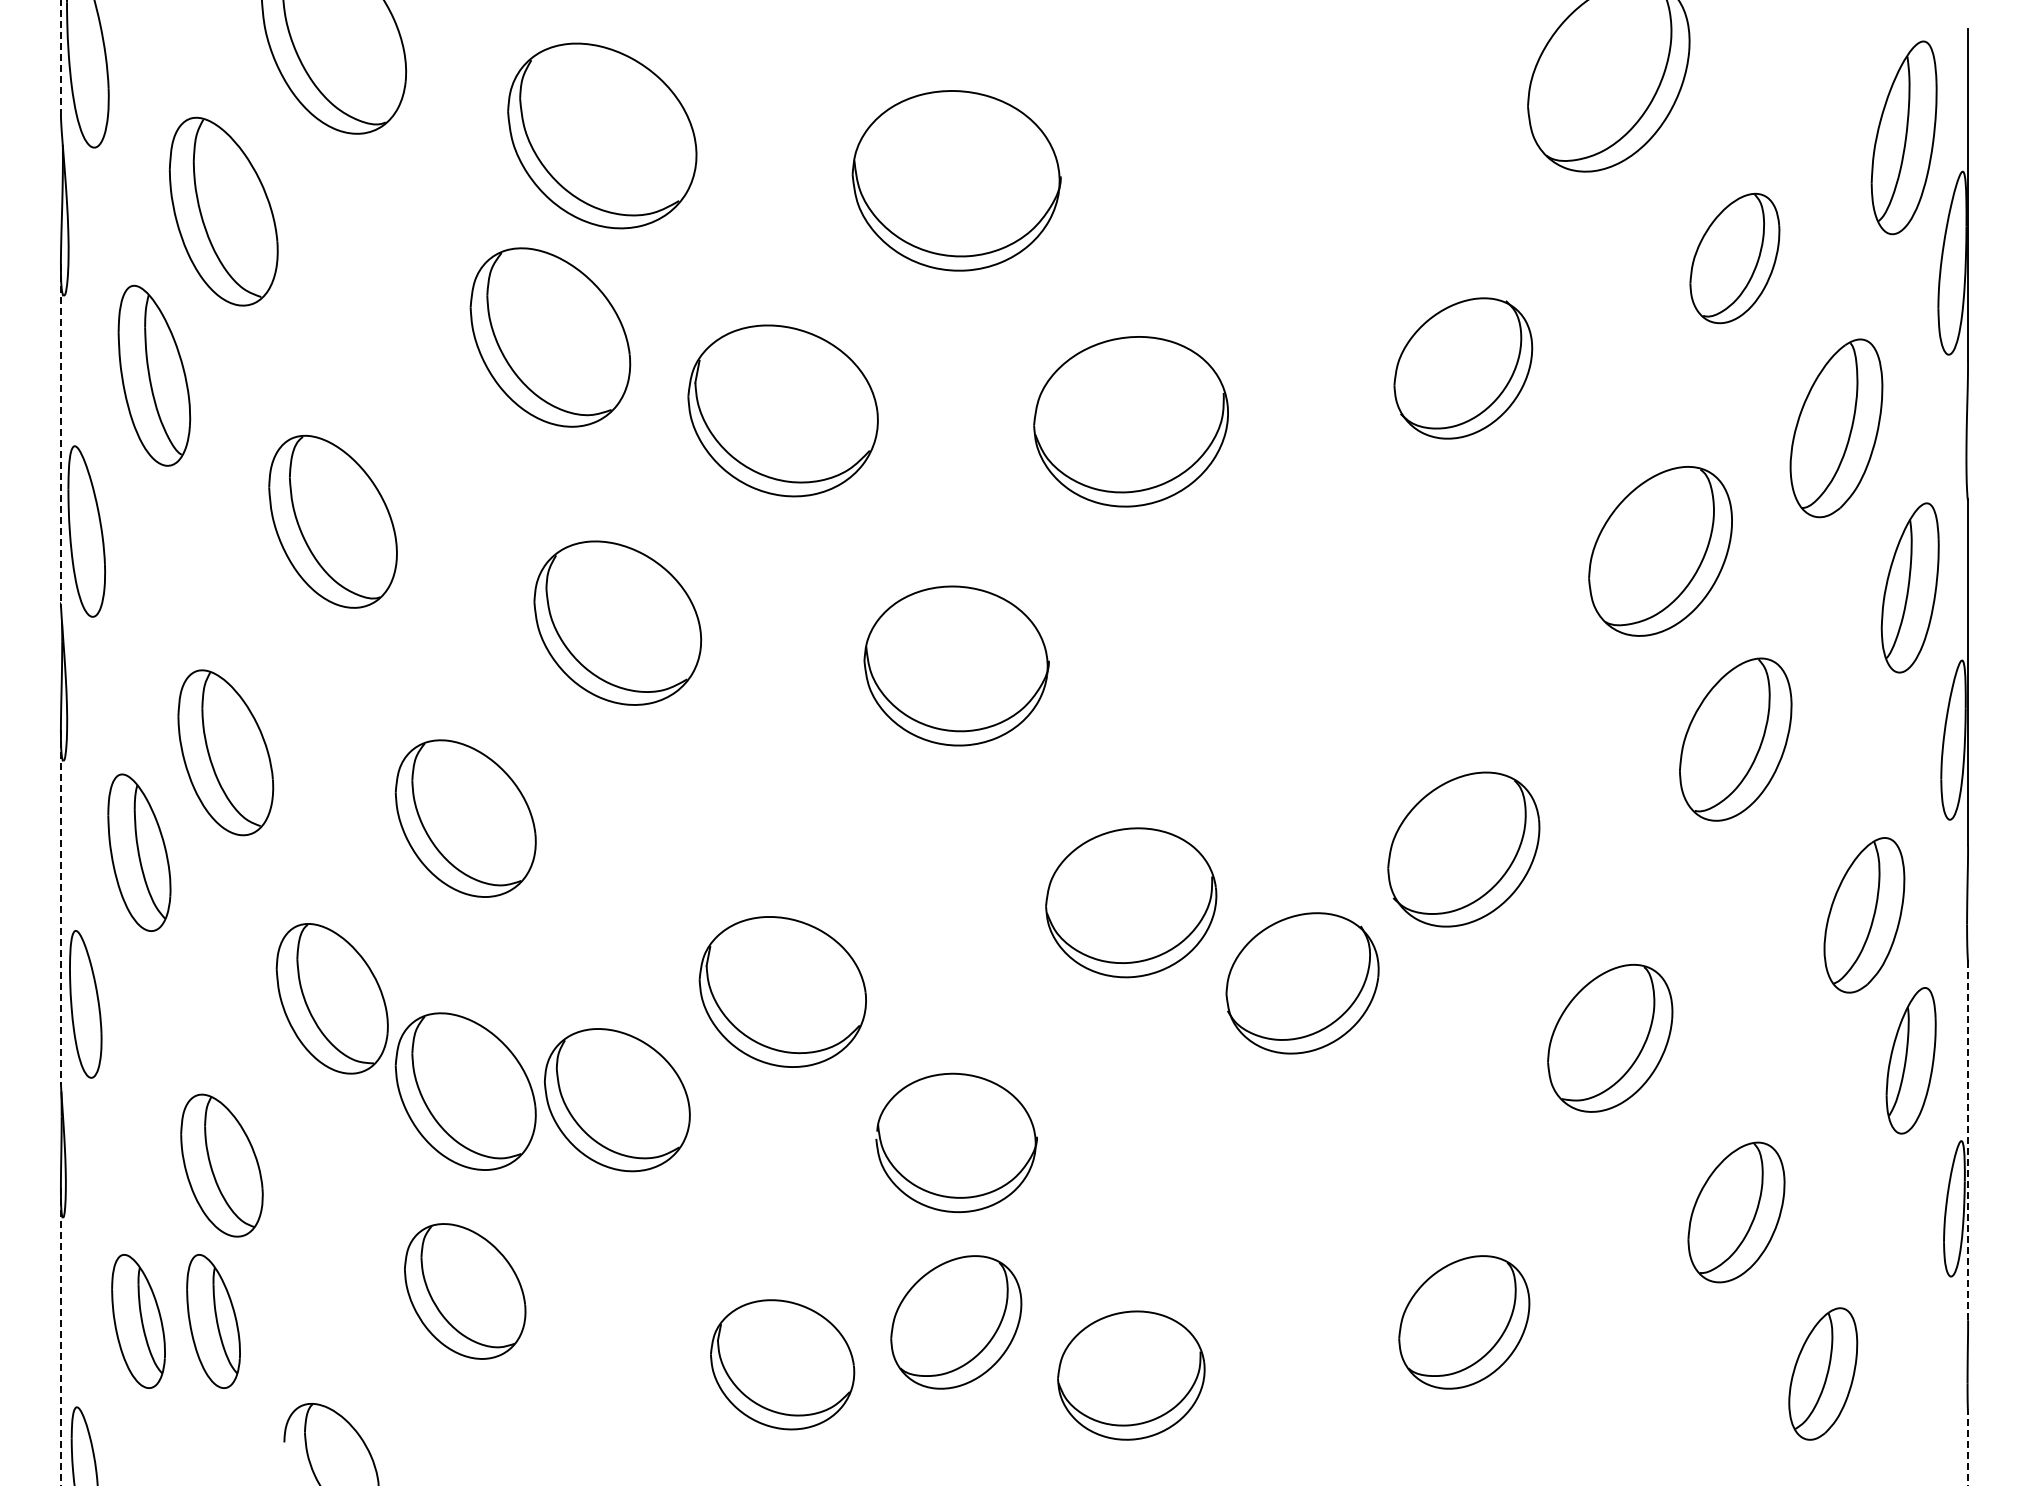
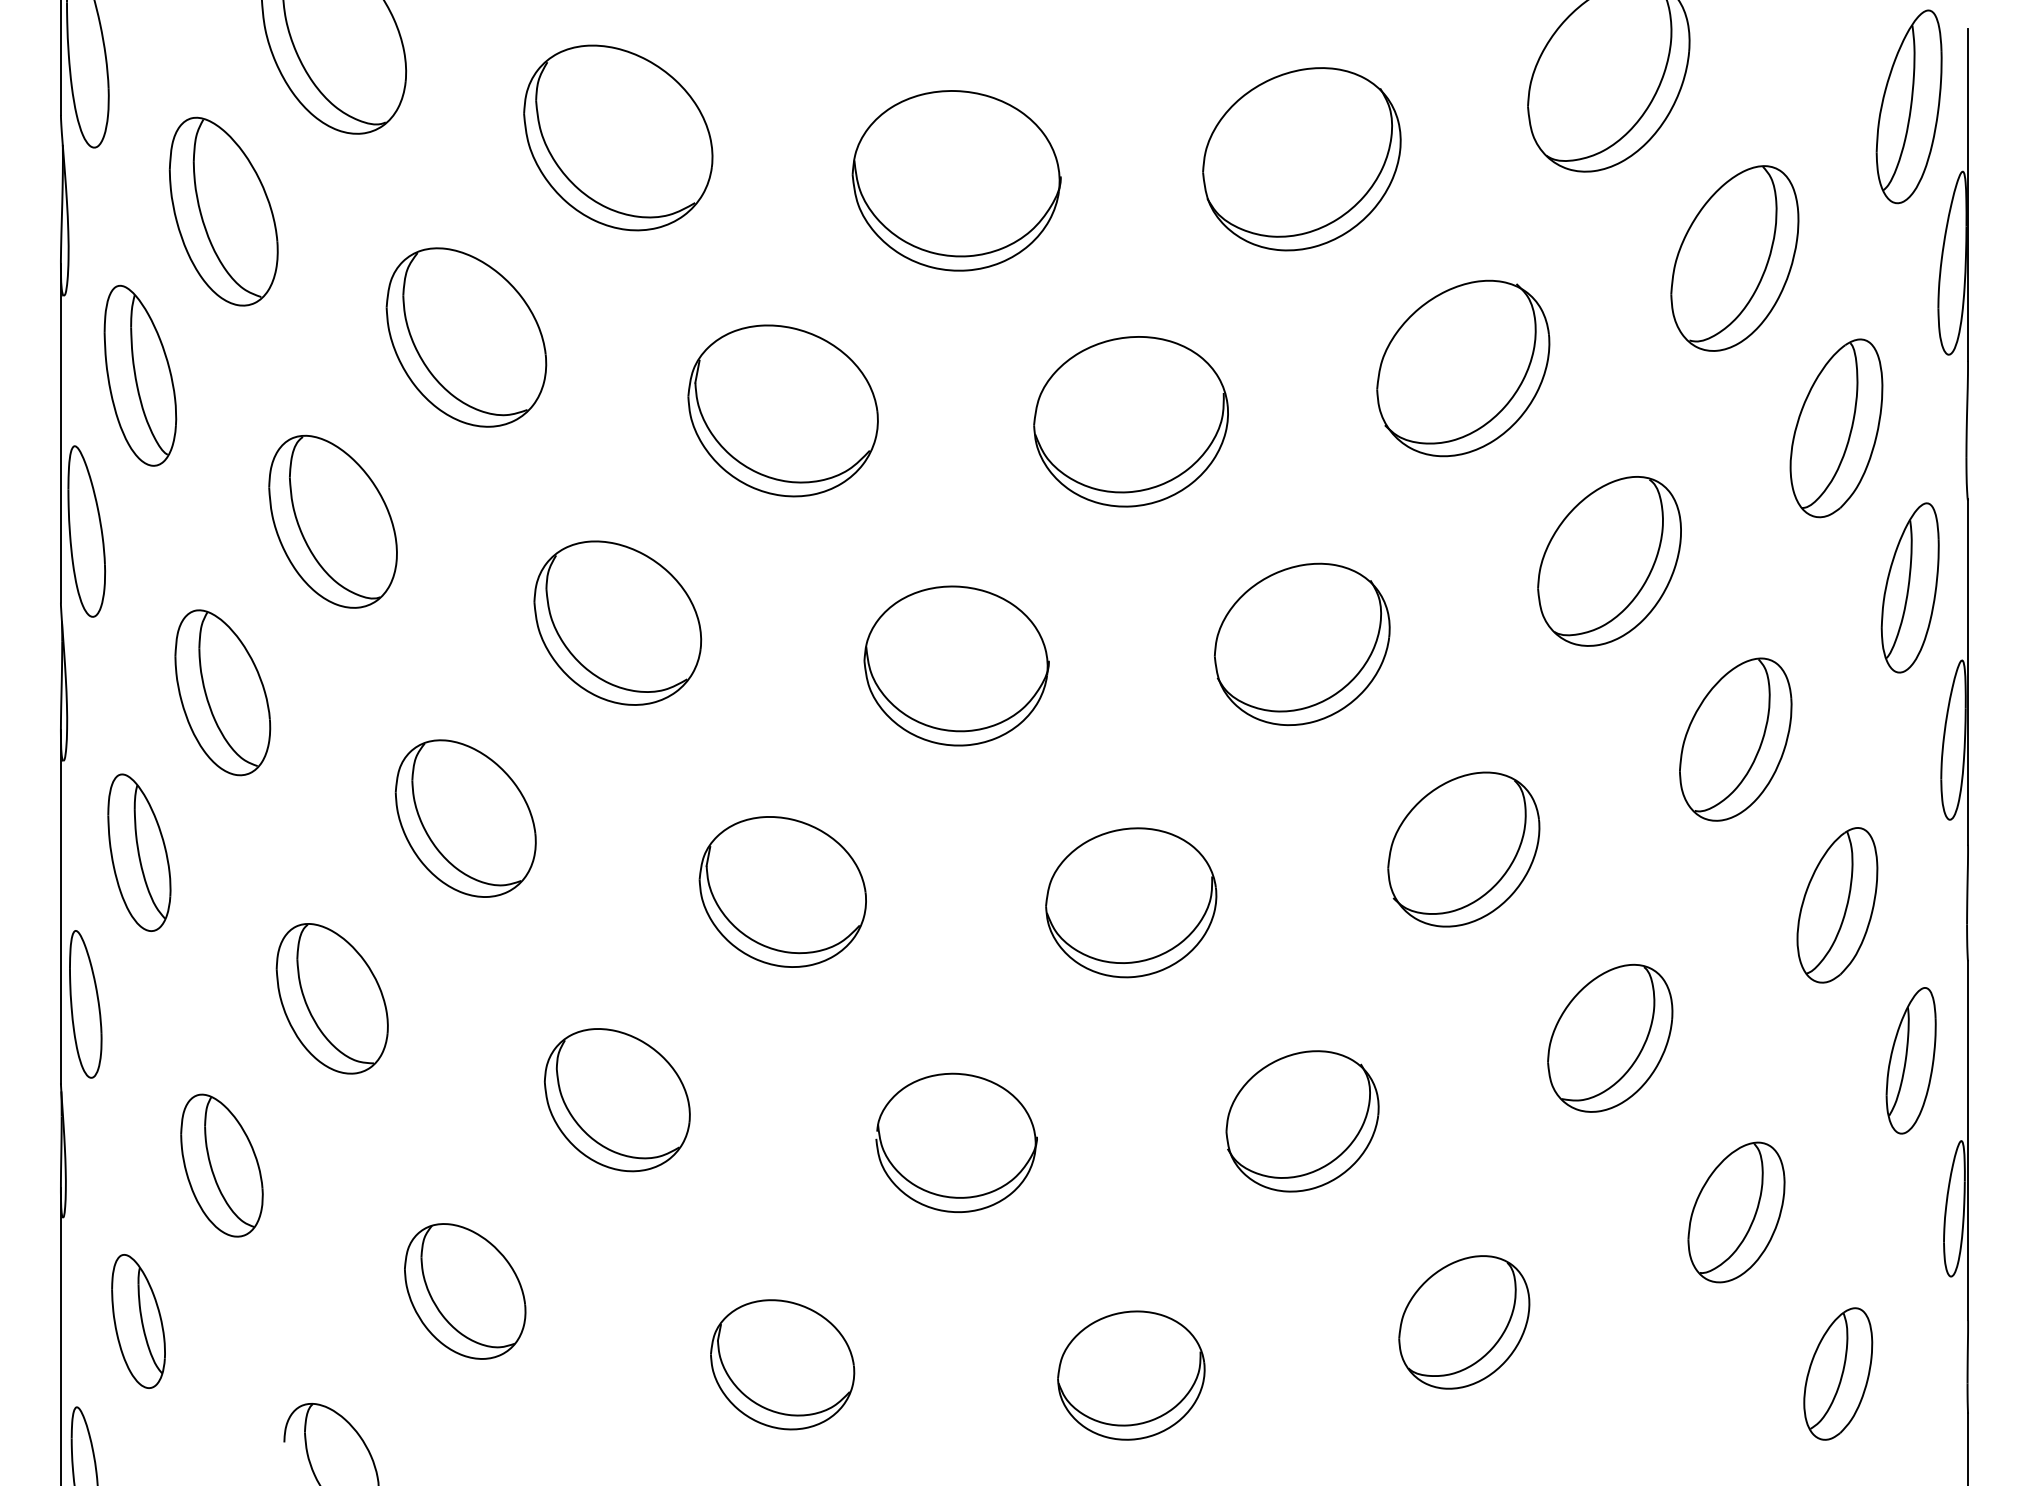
line: dashed -> solid (60, 58)
part position: (602, 135) -> (618, 137) (618, 137)
part position: (1903, 137) -> (1908, 106) (1908, 106)
part: none -> present (1301, 159)
part size: 92x133 px -> 130x187 px (1734, 258)
part position: (550, 337) -> (466, 337) (466, 337)
part size: 141x143 px -> 175x179 px (1463, 368)
part position: (154, 375) -> (140, 375) (140, 375)
line: dashed -> solid (60, 434)
part position: (1660, 551) -> (1609, 561) (1609, 561)
part: none -> present (1302, 644)
part position: (225, 752) -> (222, 692) (222, 692)
line: dashed -> solid (60, 906)
part position: (1864, 915) -> (1837, 905) (1837, 905)
part position: (1302, 983) -> (1302, 1121) (1302, 1121)
part position: (782, 991) -> (782, 891) (782, 891)
part: present -> none (465, 1091)
line: dashed -> solid (1968, 1140)
part: present -> none (213, 1321)
part: present -> none (956, 1322)
line: dashed -> solid (60, 1336)
part position: (1823, 1373) -> (1838, 1373) (1838, 1373)
line: dashed -> solid (1968, 1449)
